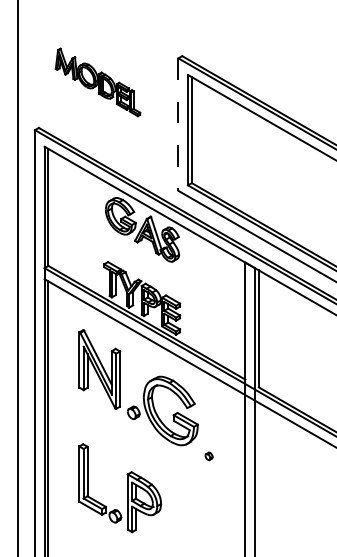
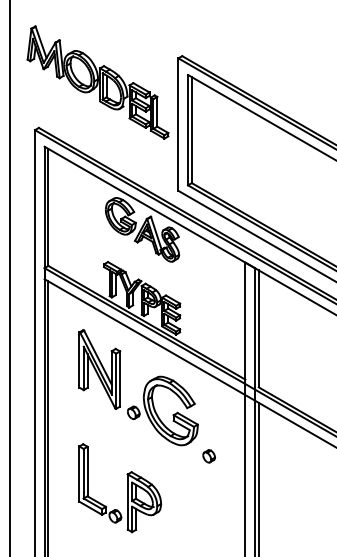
part size: 88x71 px -> 144x115 px (97, 82)
line: dashed -> solid (178, 125)
line position: (18, 277) -> (10, 277) (10, 277)
part size: 10x11 px -> 14x15 px (208, 456)
line: none -> present (258, 477)
